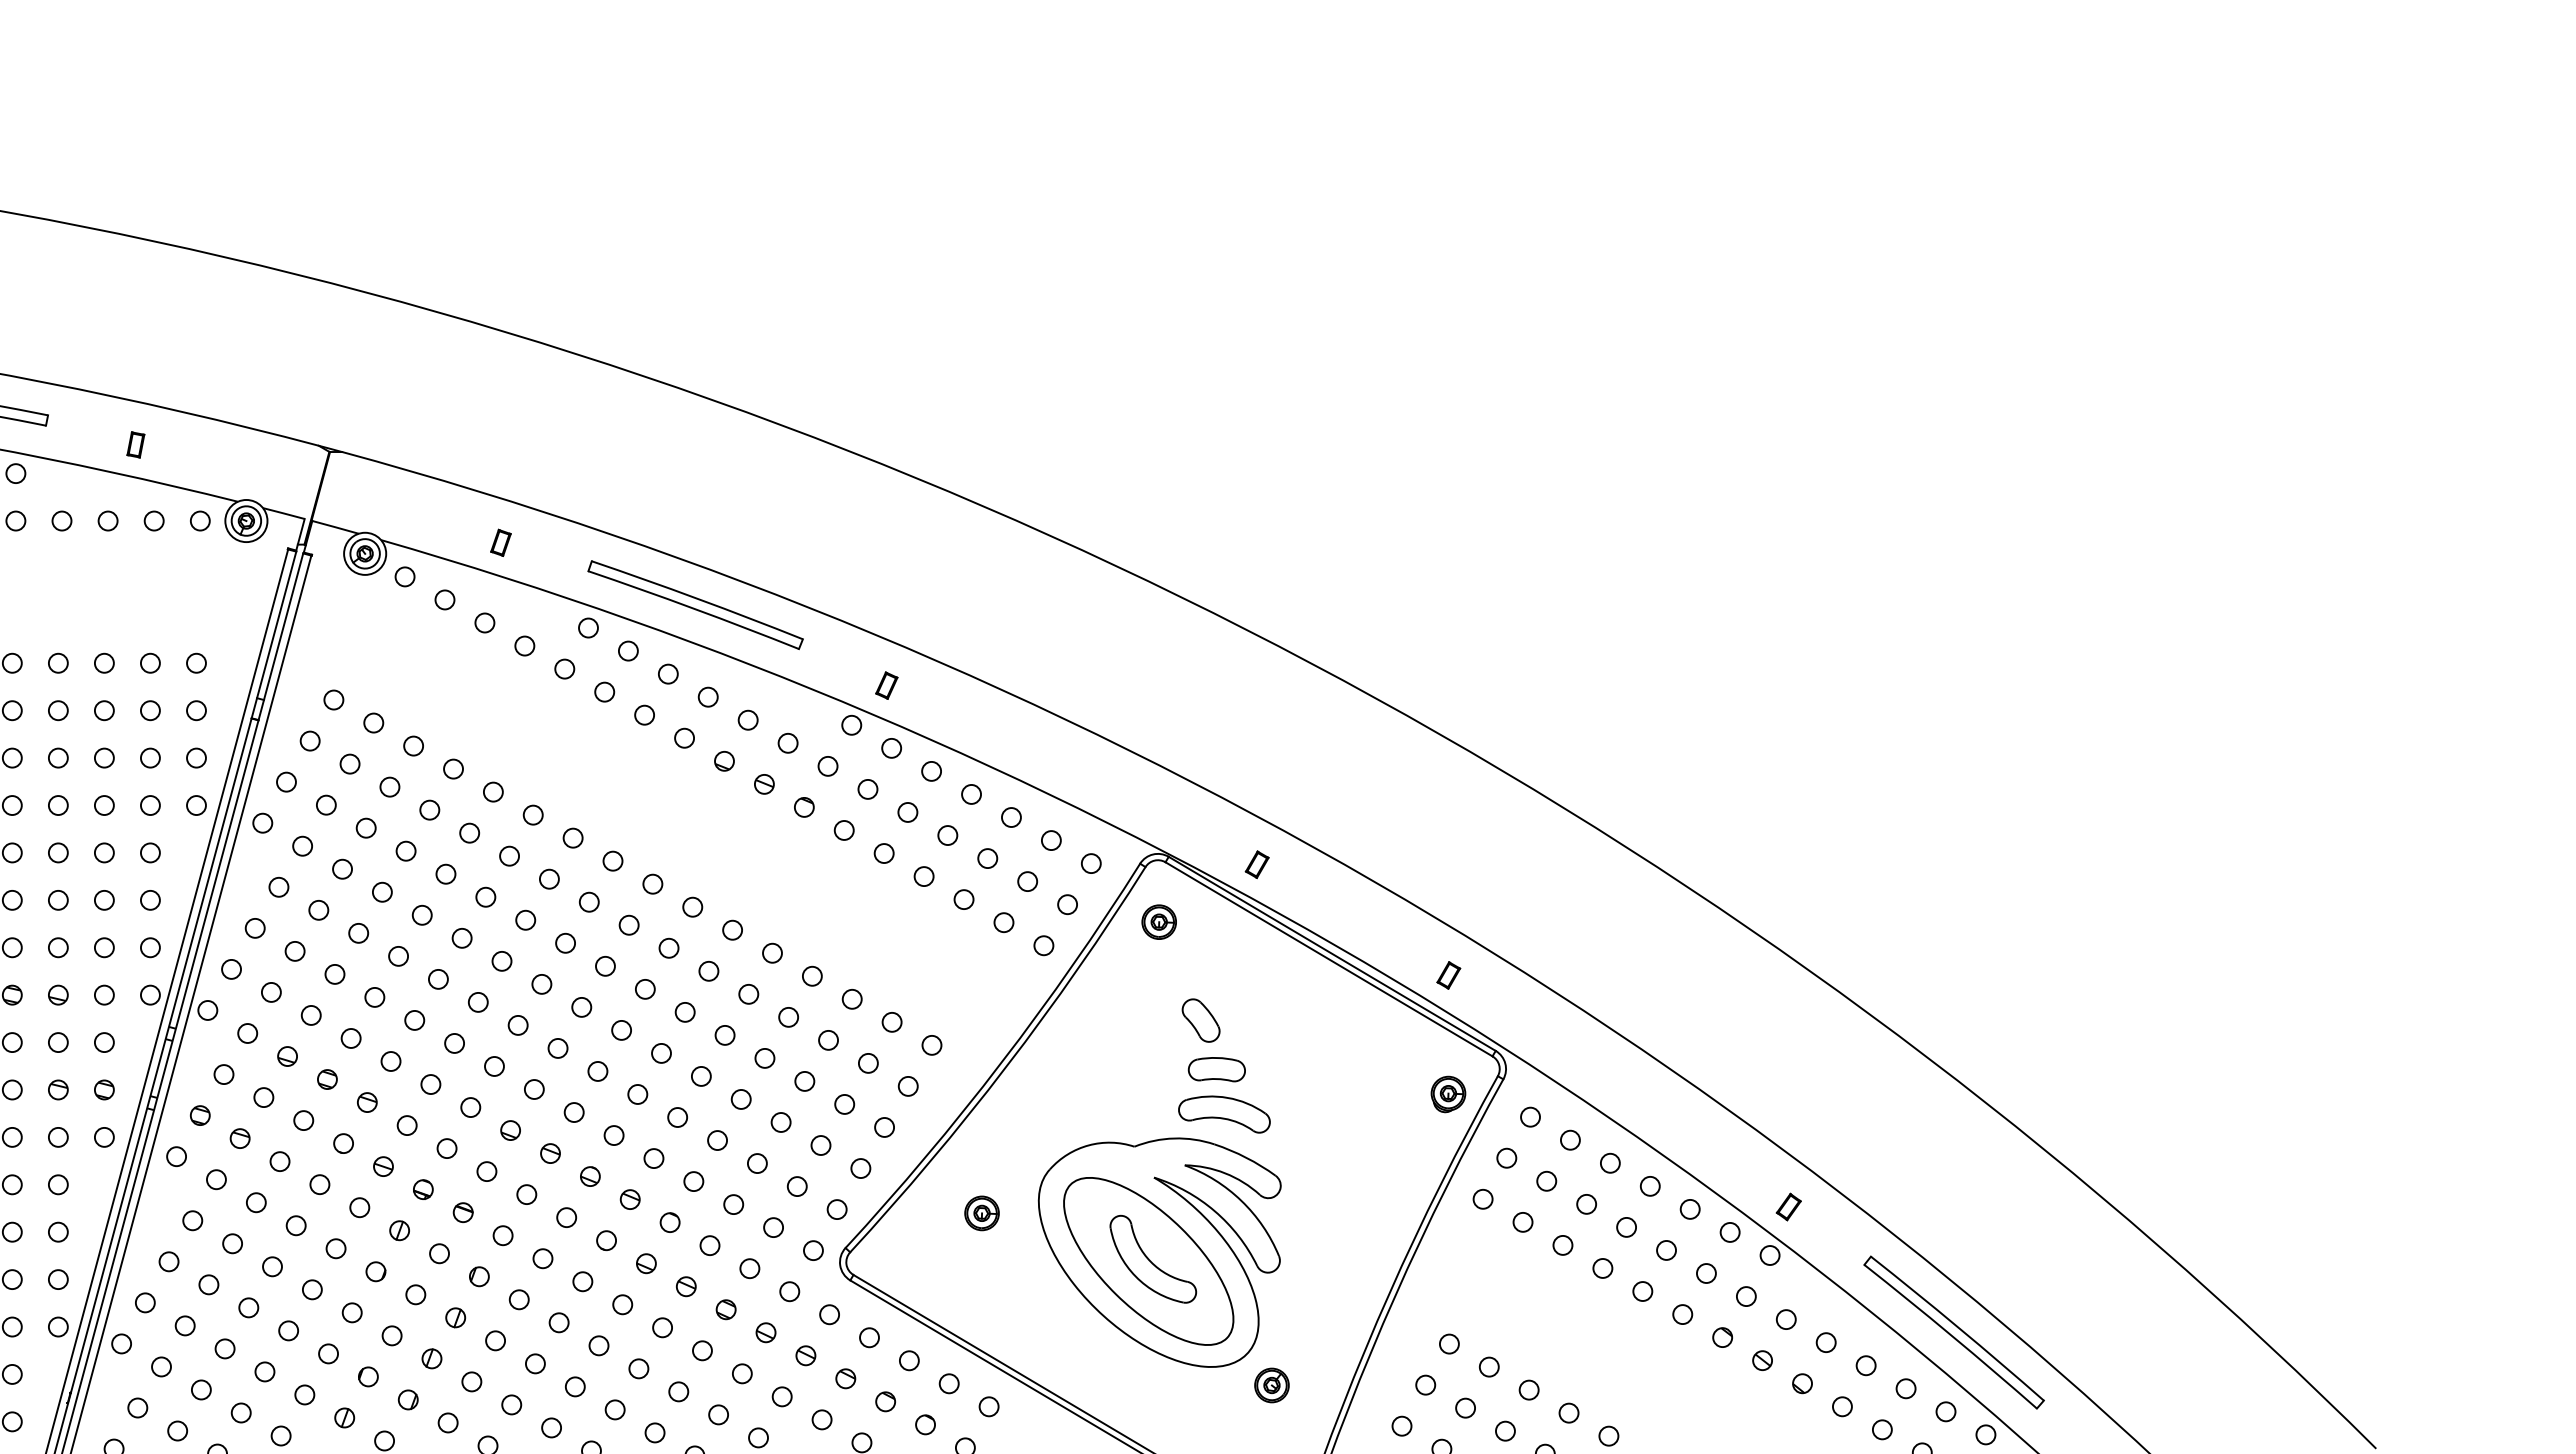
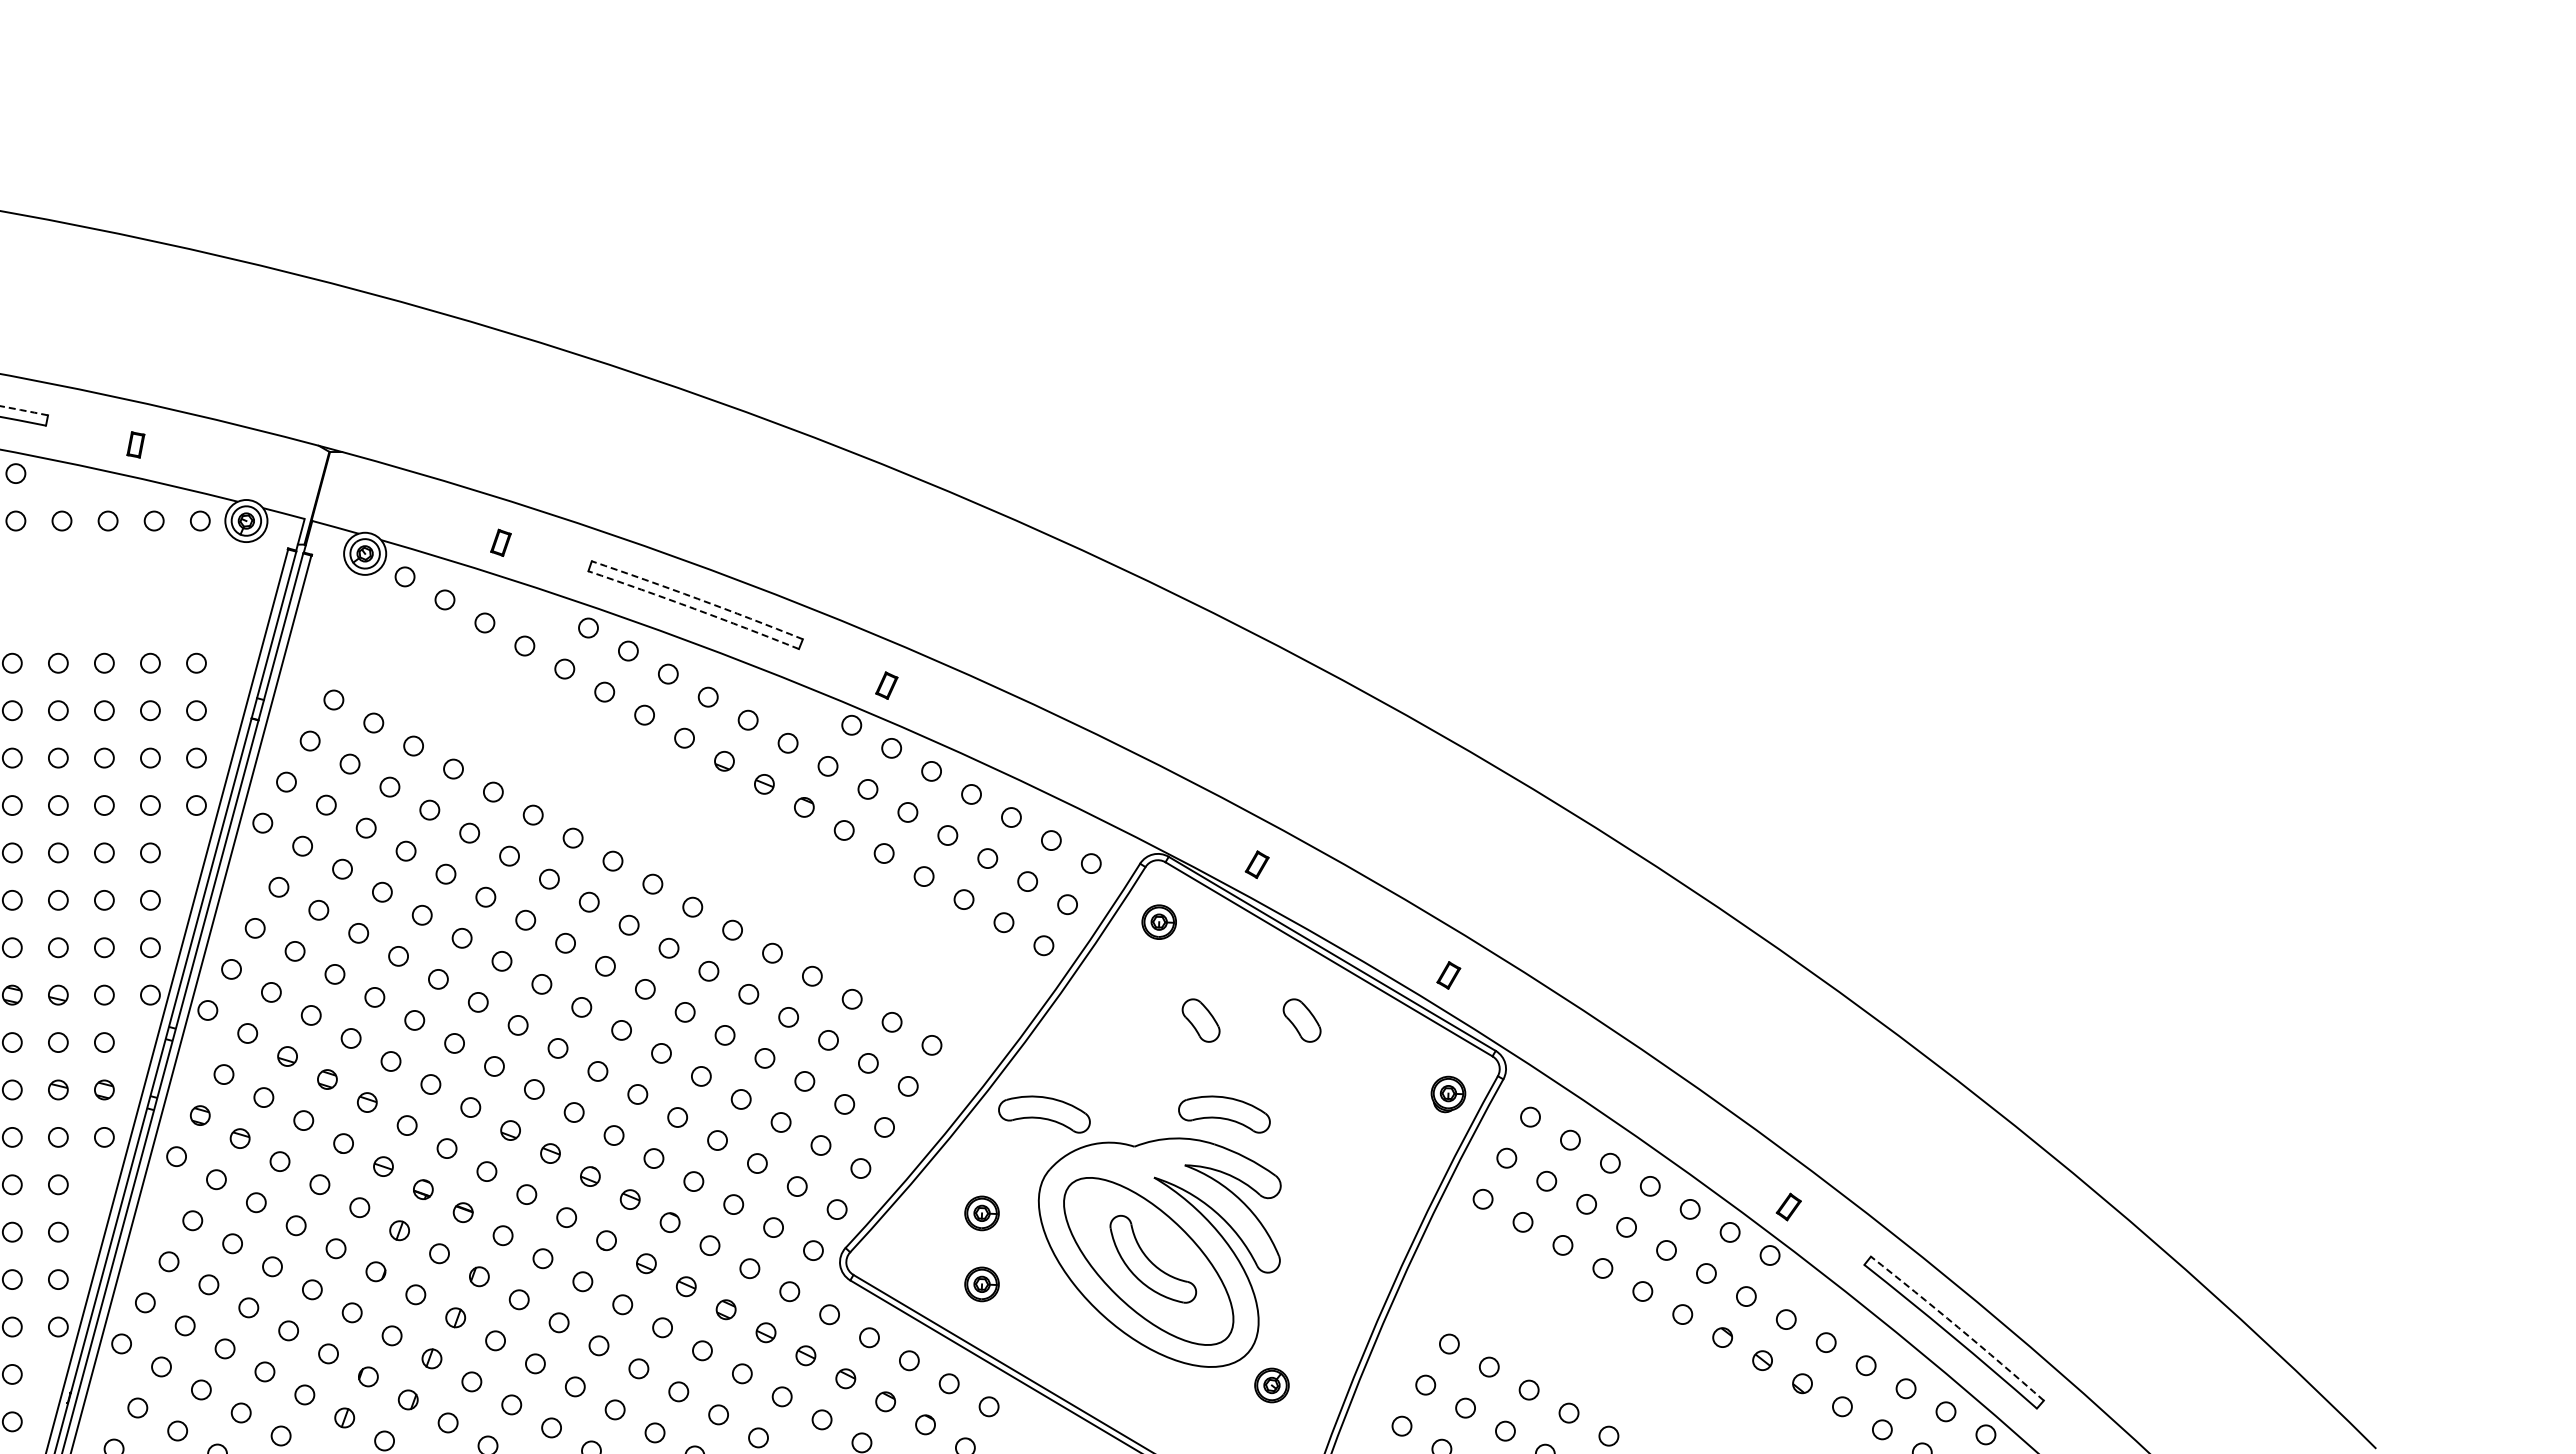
arc: solid -> dashed (23, 410)
arc: solid -> dashed (697, 598)
arc: solid -> dashed (694, 608)
part: none -> present (1301, 1020)
part: present -> none (1216, 1069)
part: none -> present (1044, 1114)
part: none -> present (981, 1284)
arc: solid -> dashed (1958, 1327)
